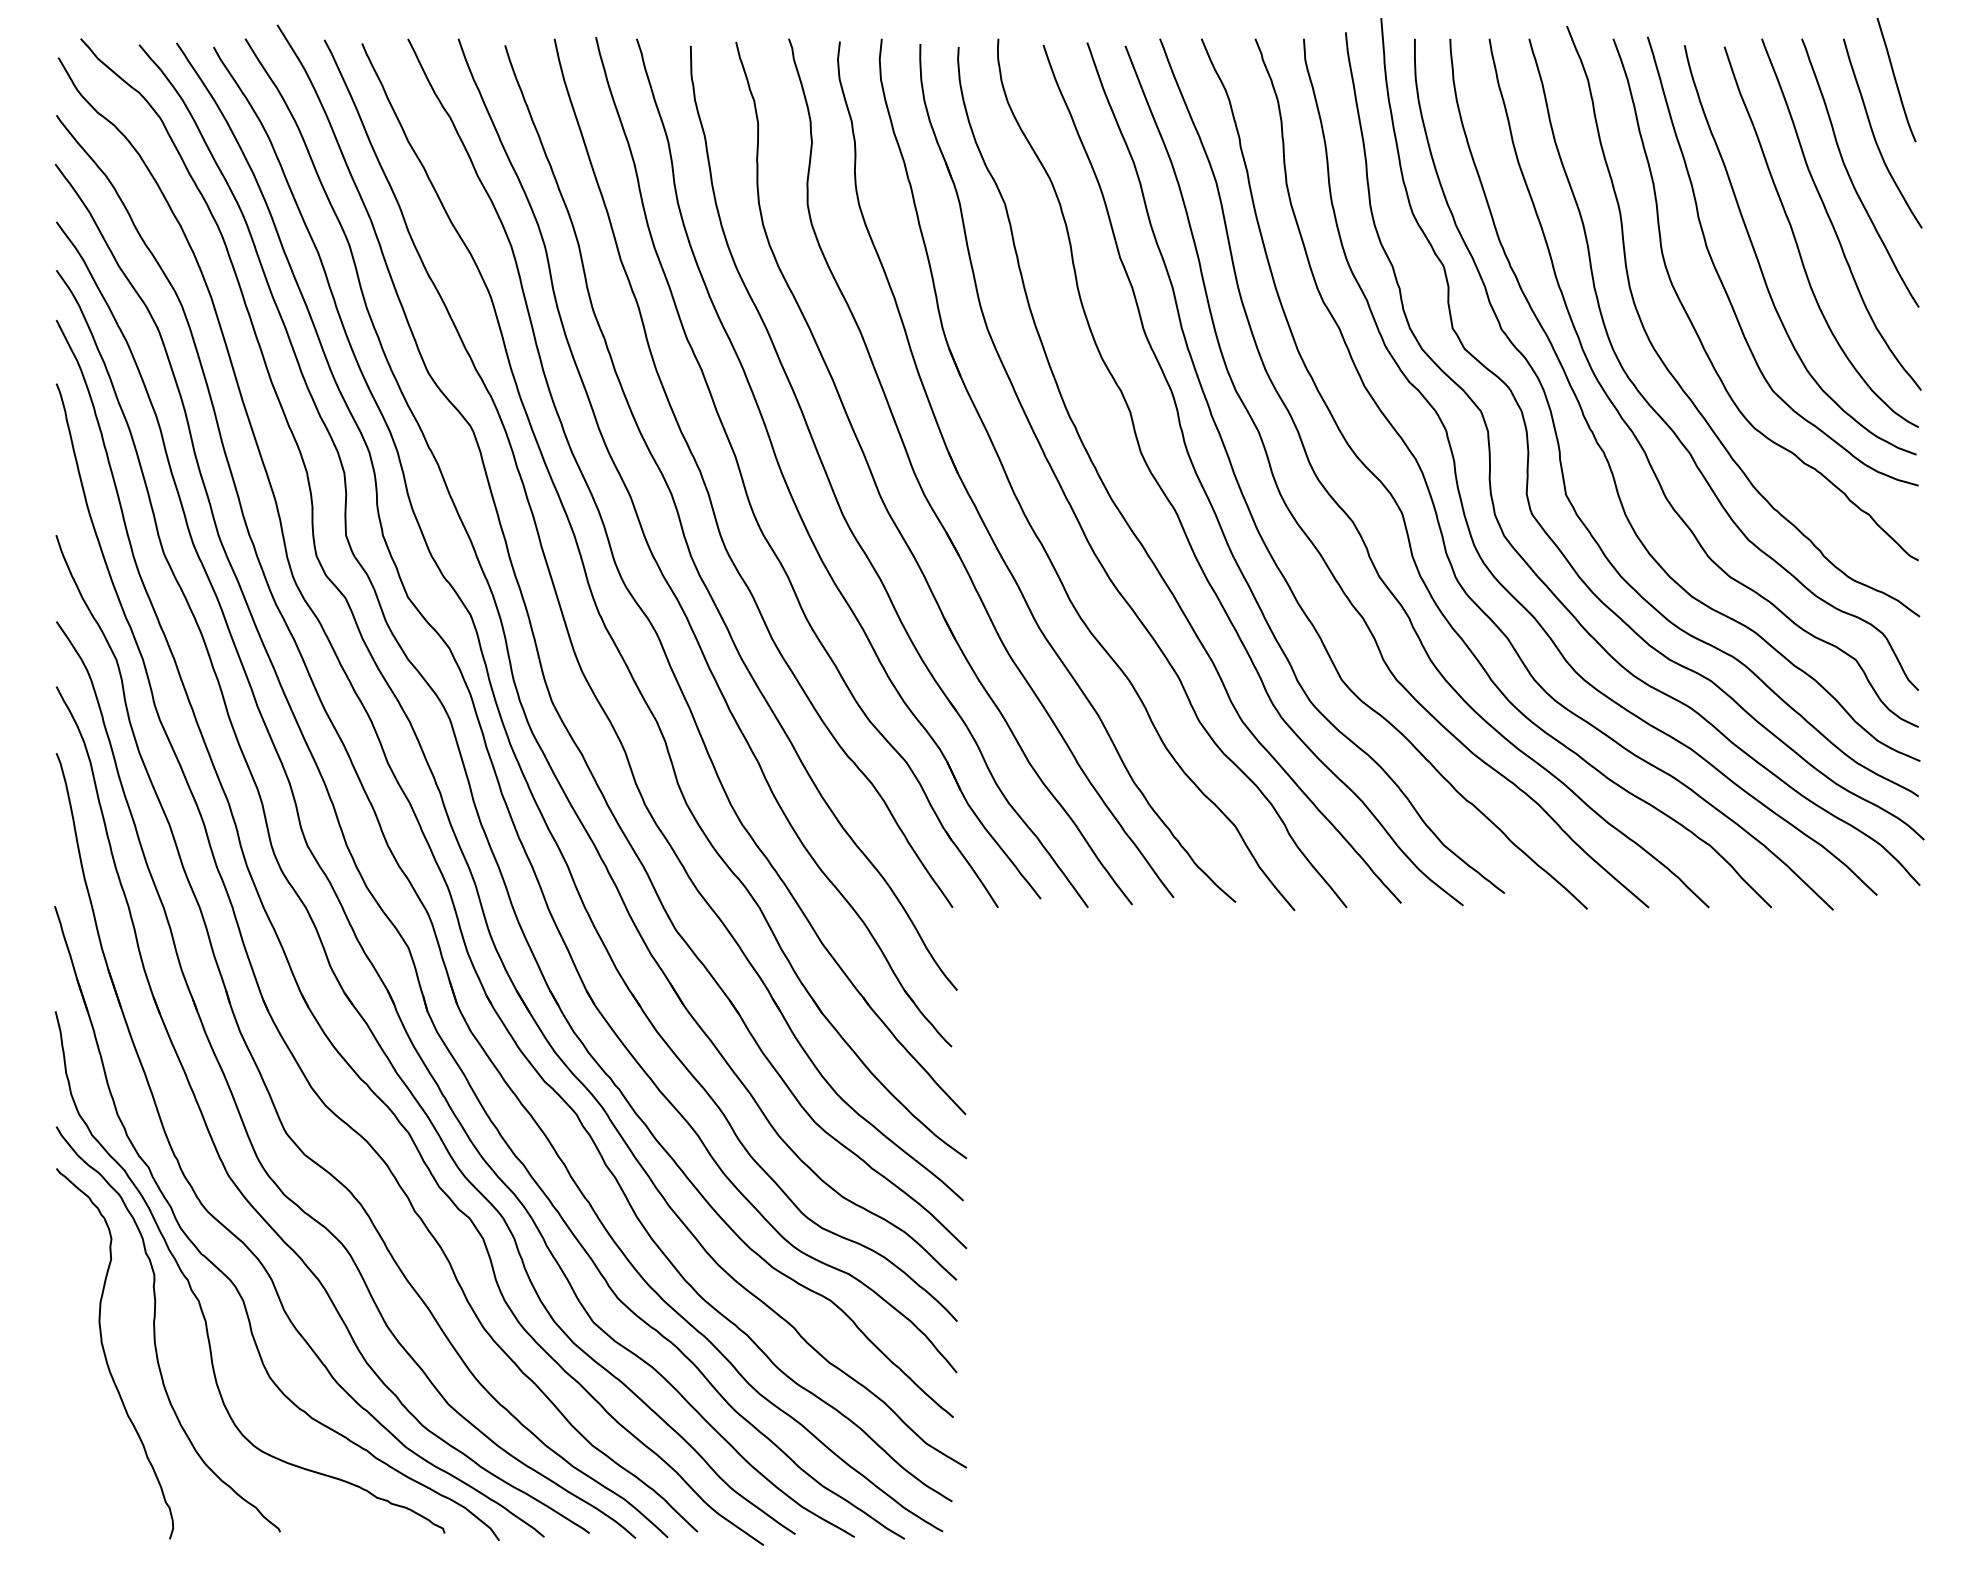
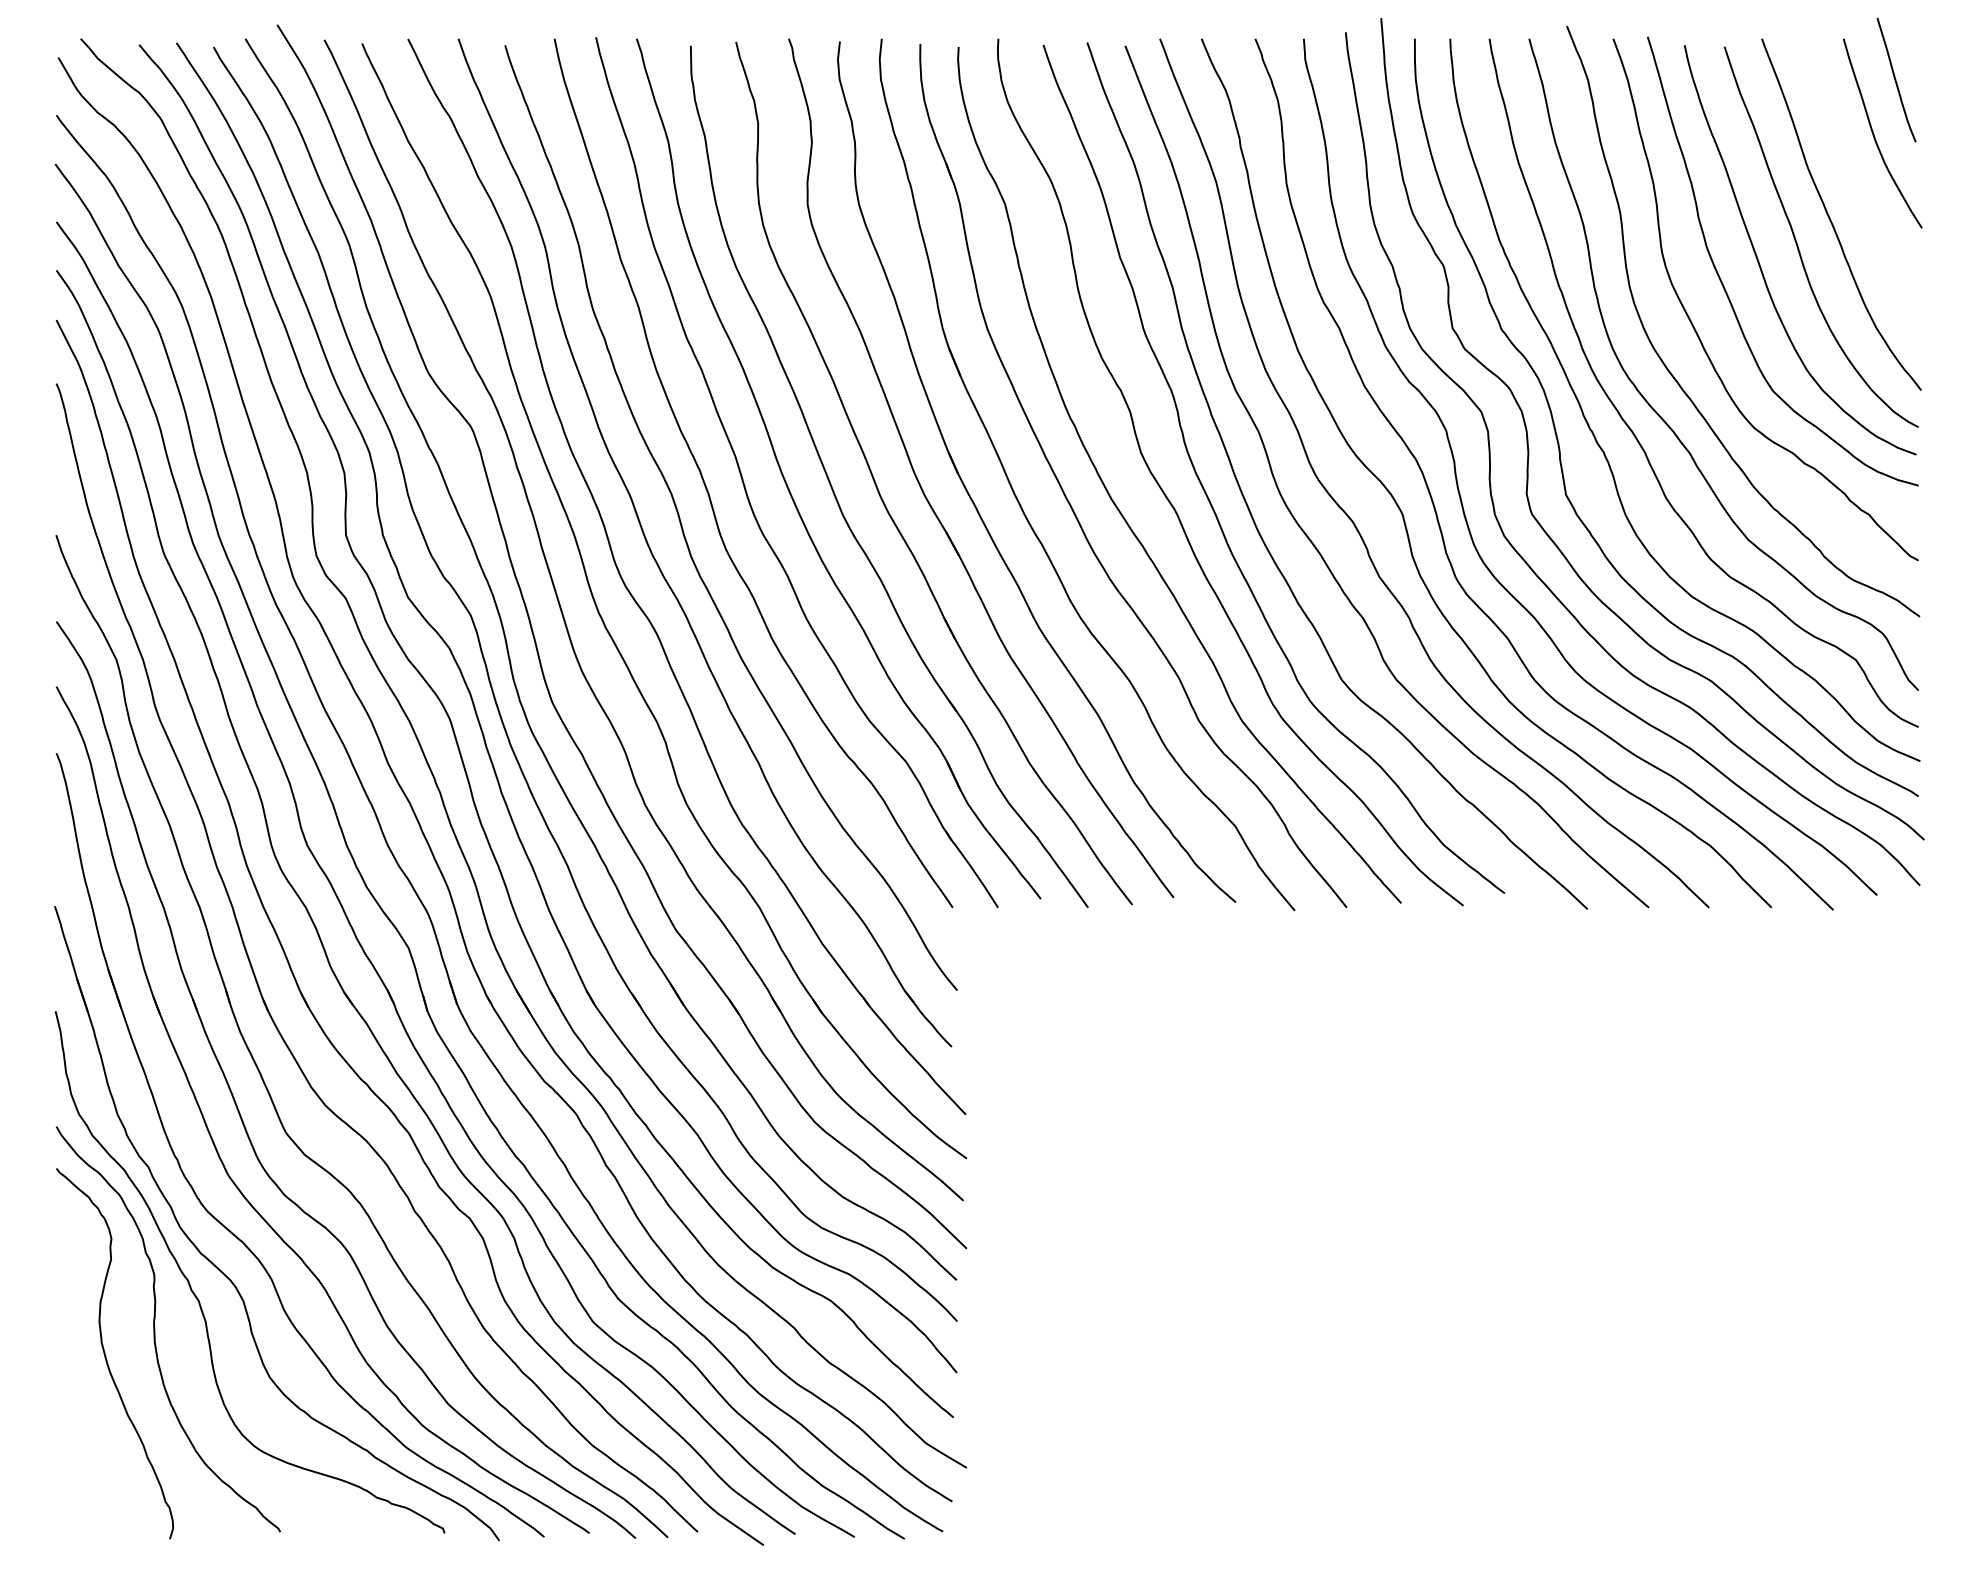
curve: present -> none (1850, 176)
